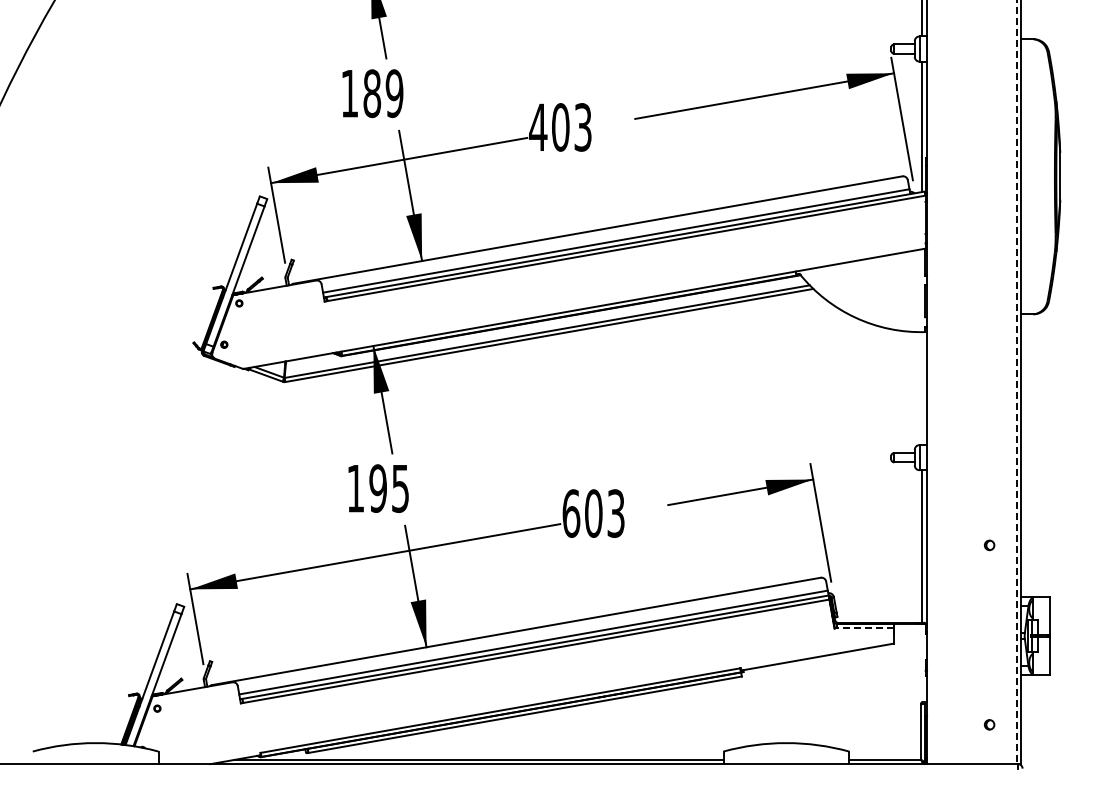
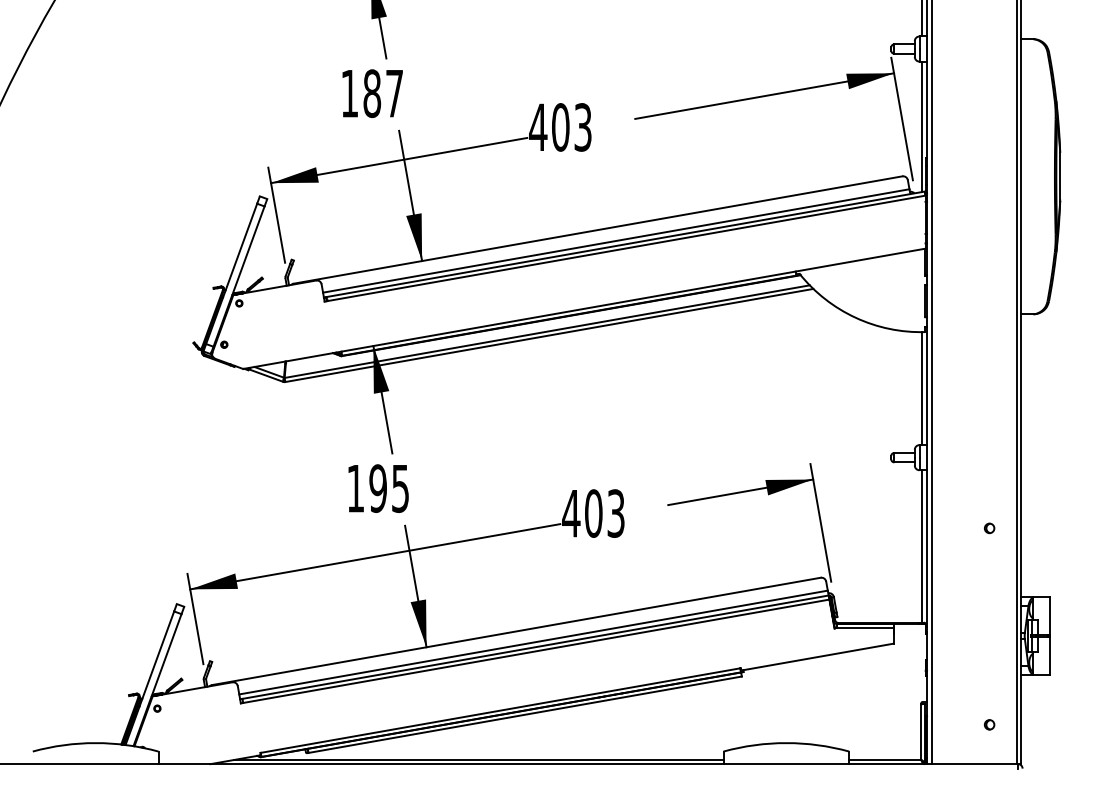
text: 189 -> 187 (394, 93)
line: dashed -> solid (1016, 382)
line: none -> present (931, 383)
line: none -> present (922, 388)
text: 603 -> 403 (571, 513)
part position: (989, 545) -> (989, 528) (989, 528)
line: dashed -> solid (864, 628)
